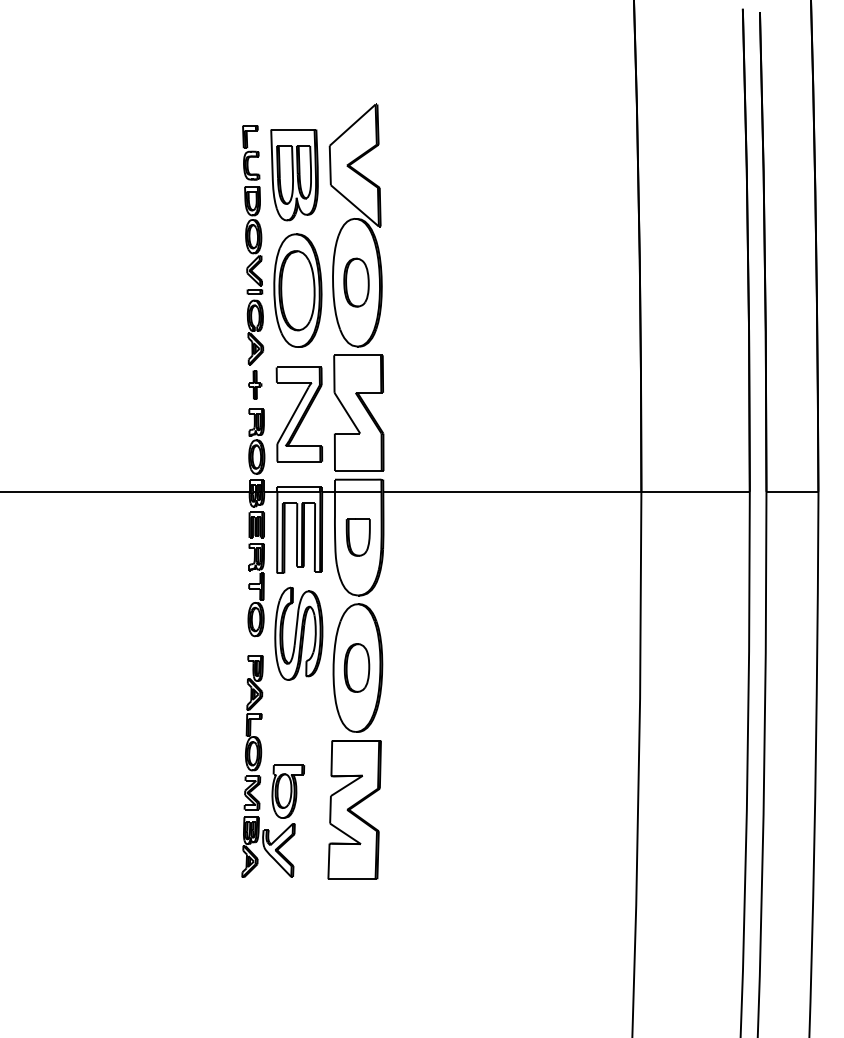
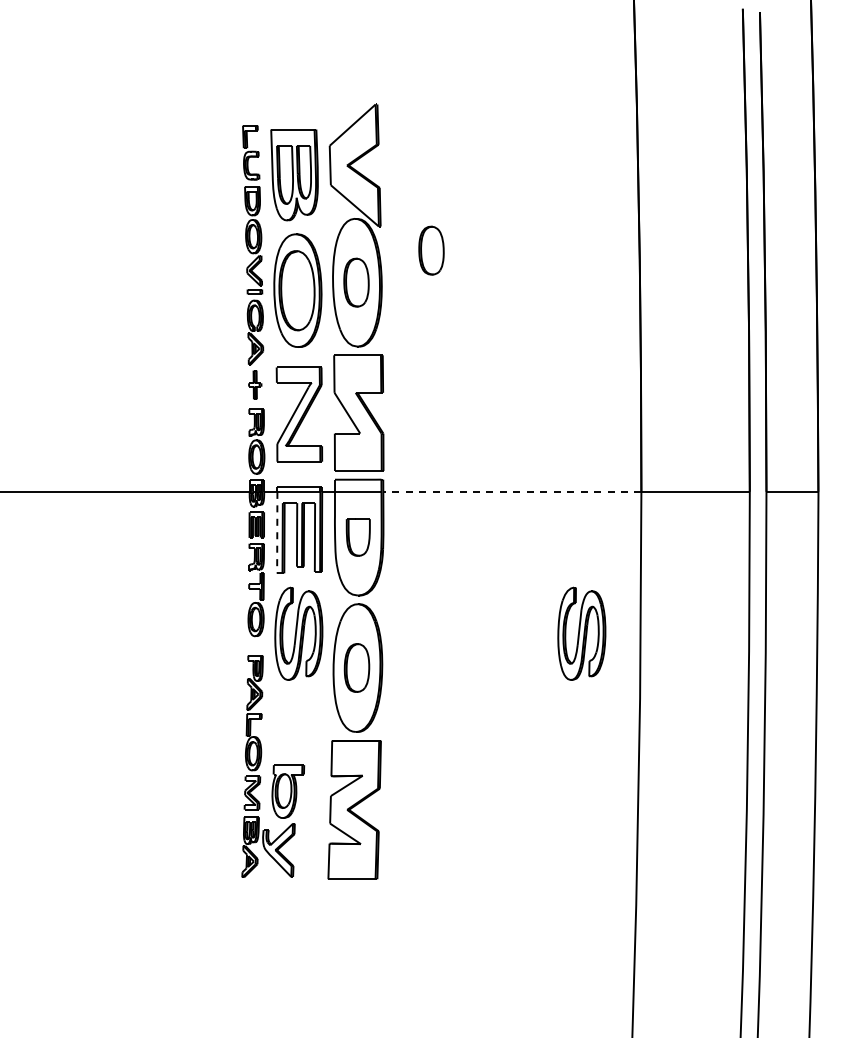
part: none -> present (431, 250)
line: solid -> dashed (511, 491)
line: solid -> dashed (277, 532)
part: none -> present (581, 633)
